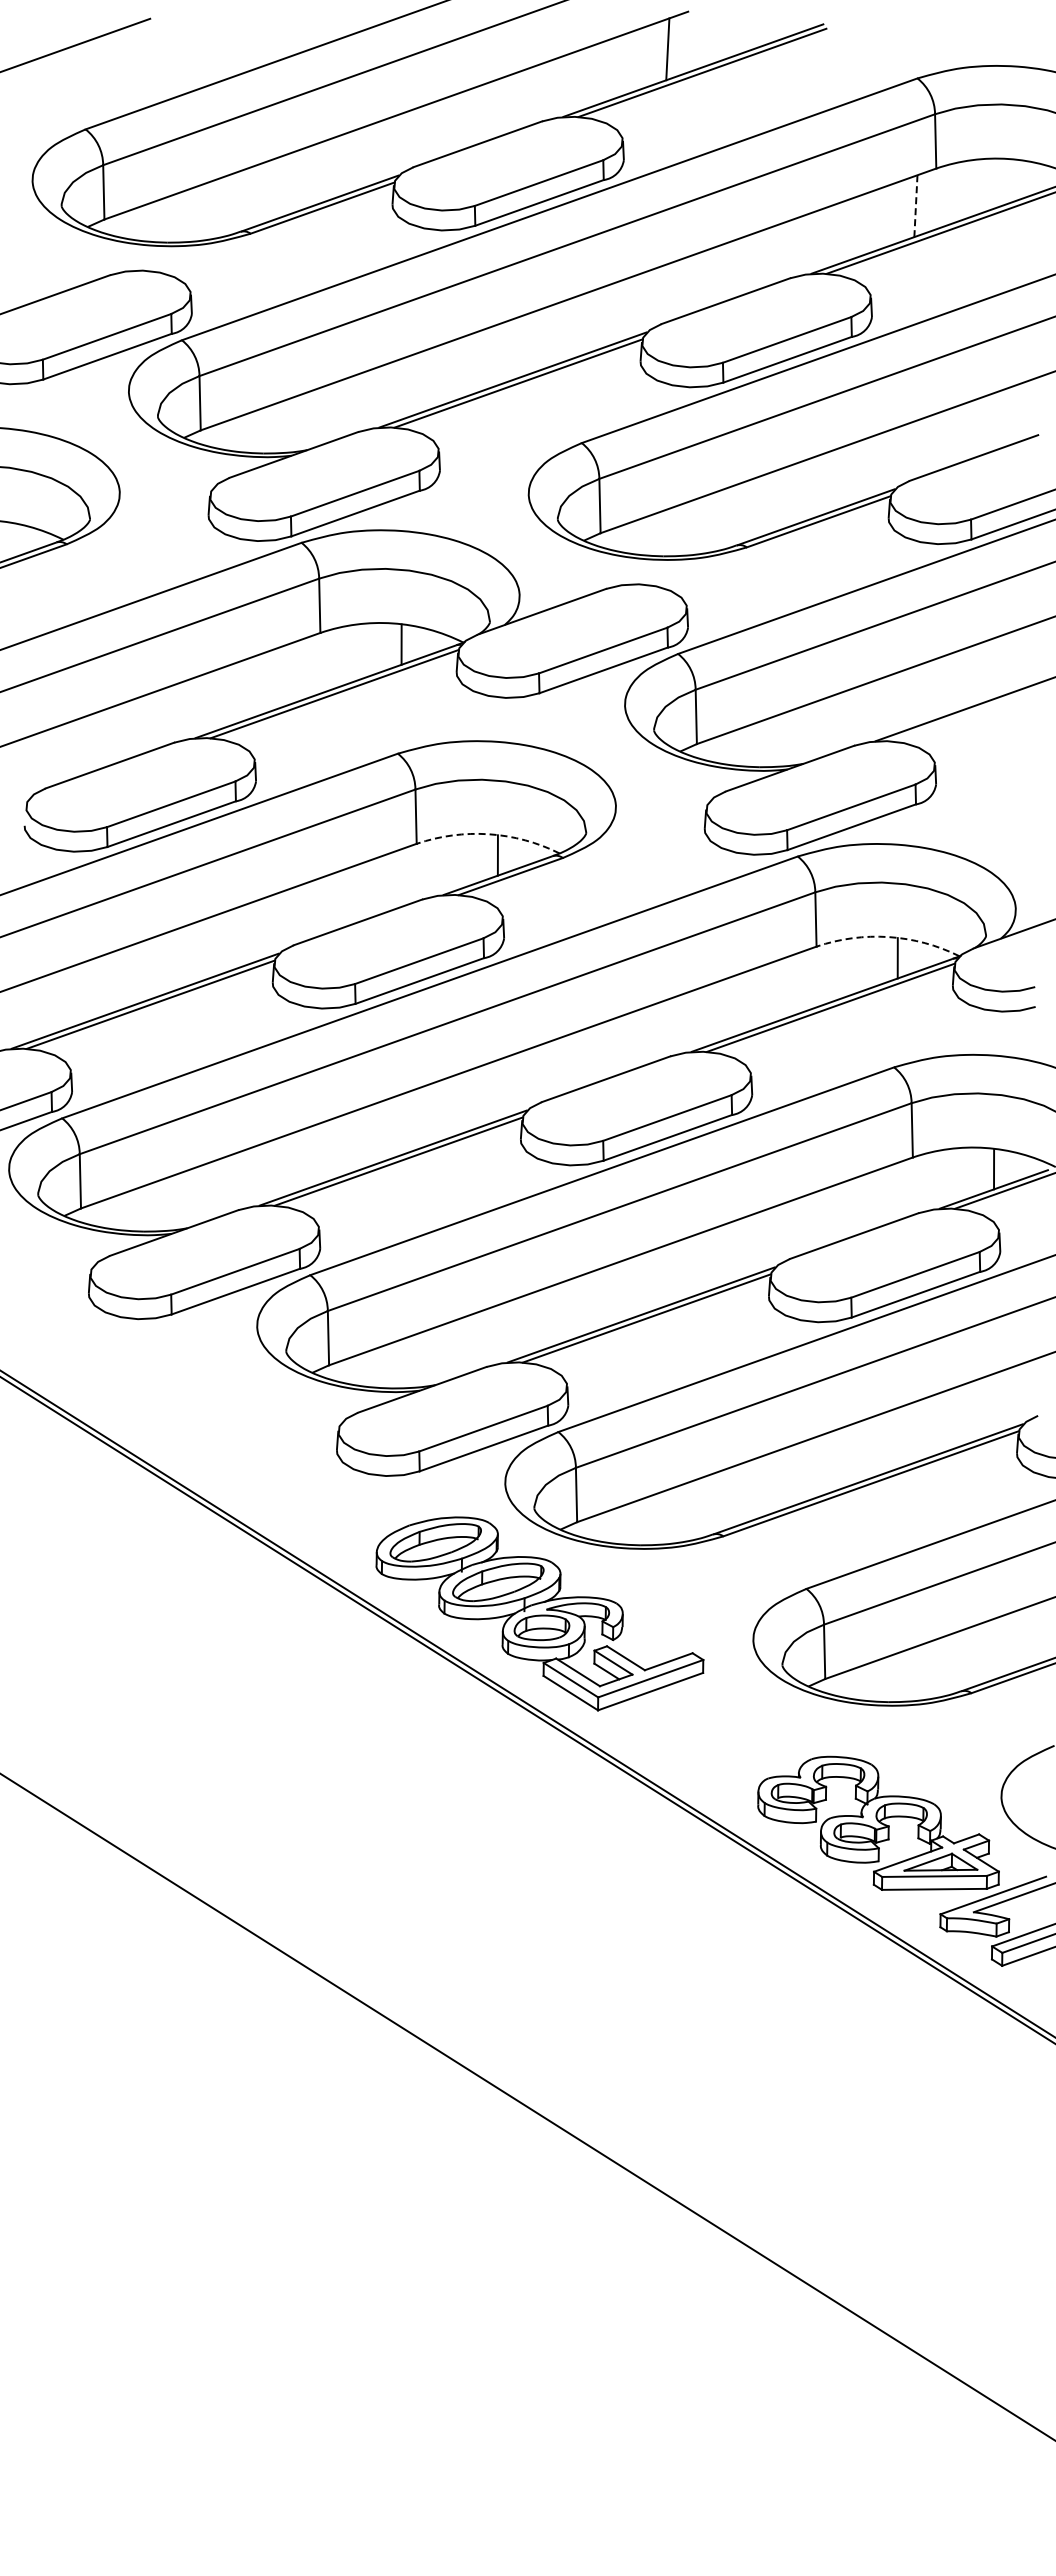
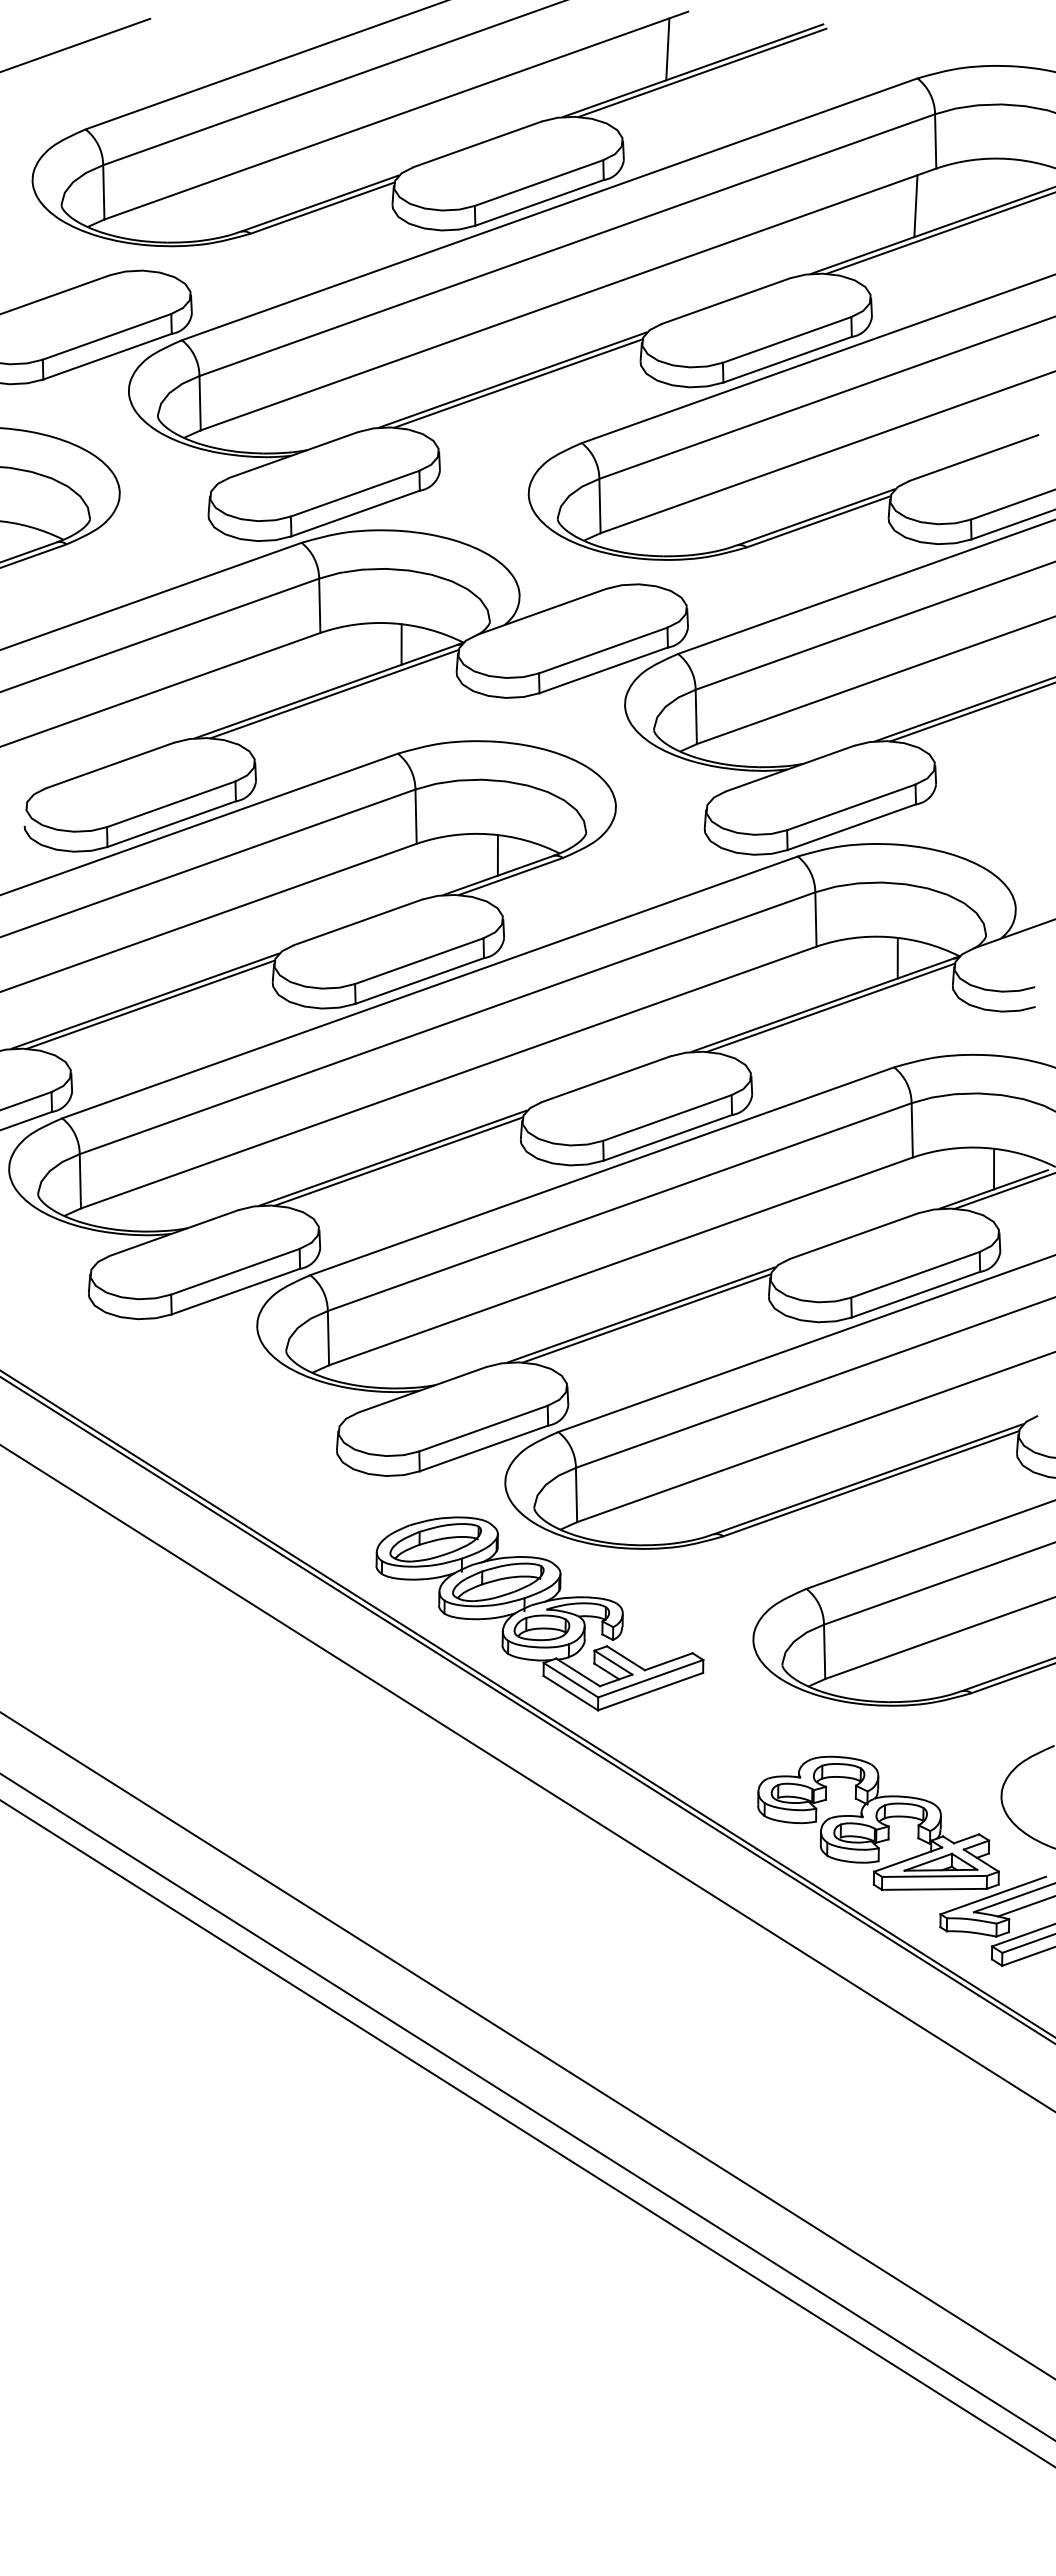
line: dashed -> solid (915, 206)
line: none -> present (971, 712)
arc: dashed -> solid (489, 834)
arc: dashed -> solid (888, 937)
line: none -> present (527, 1778)
line: none -> present (1025, 1906)
line: none -> present (527, 2045)
line: none -> present (527, 2133)
